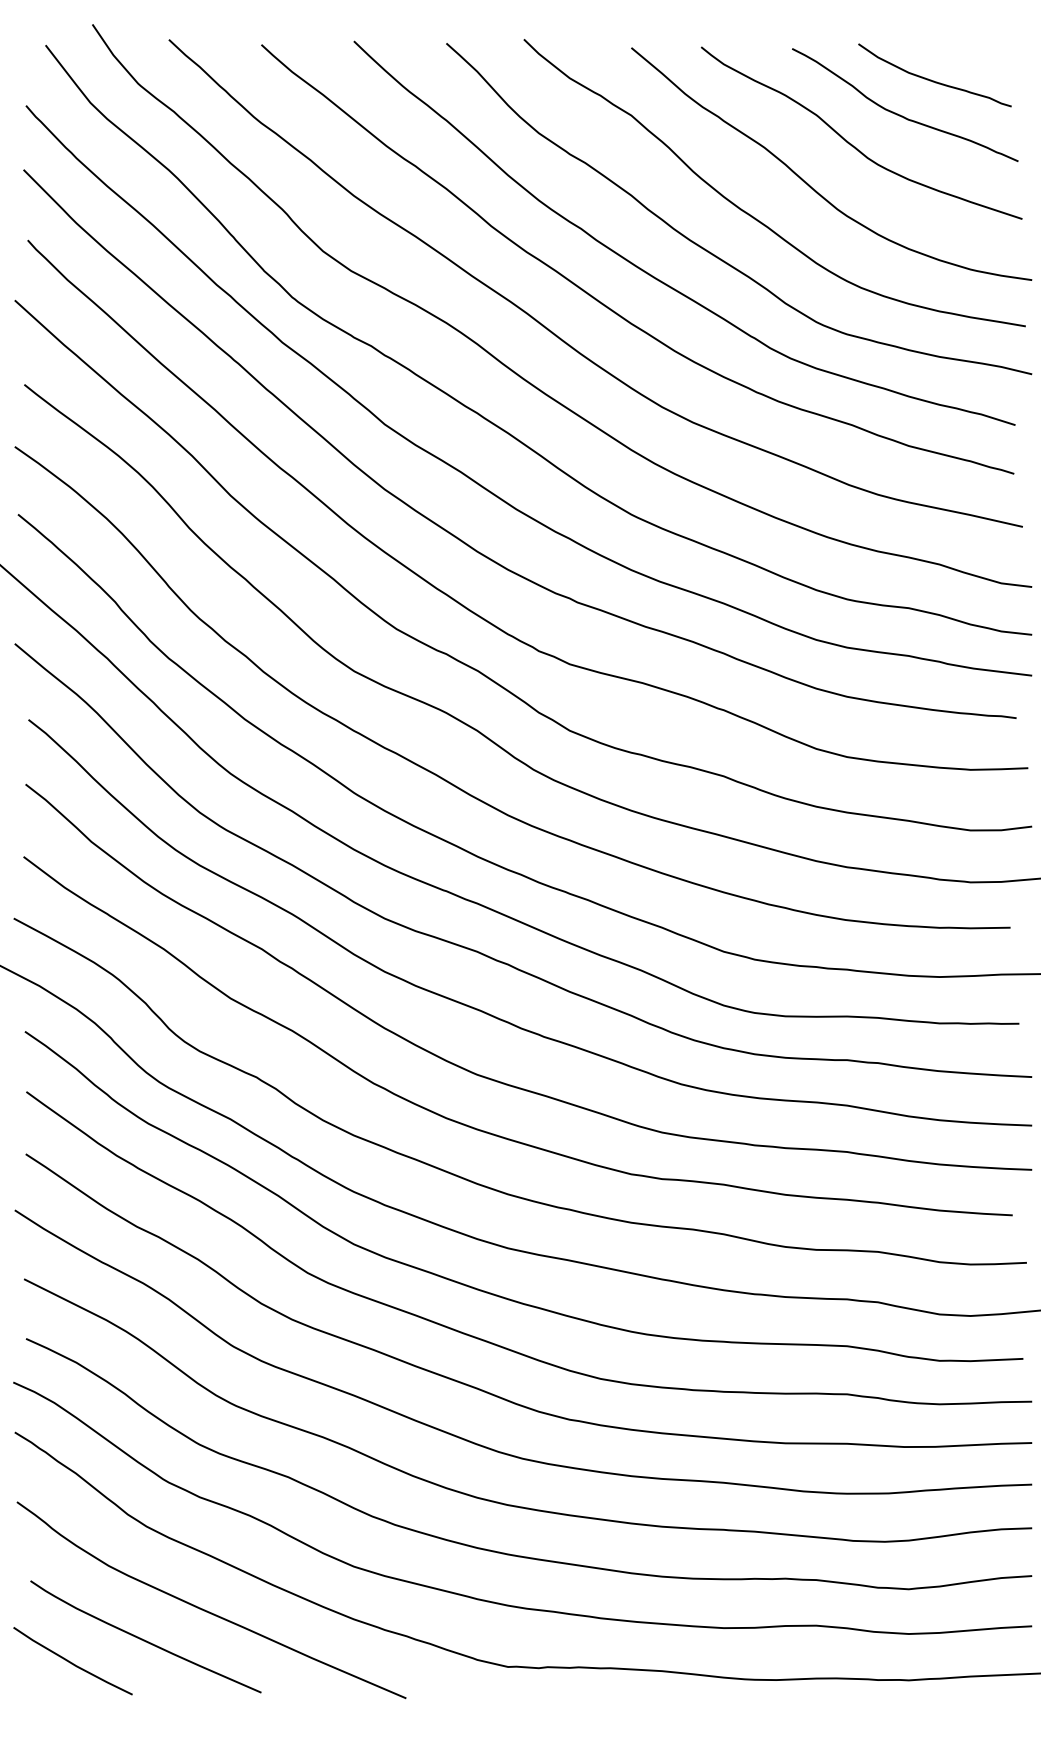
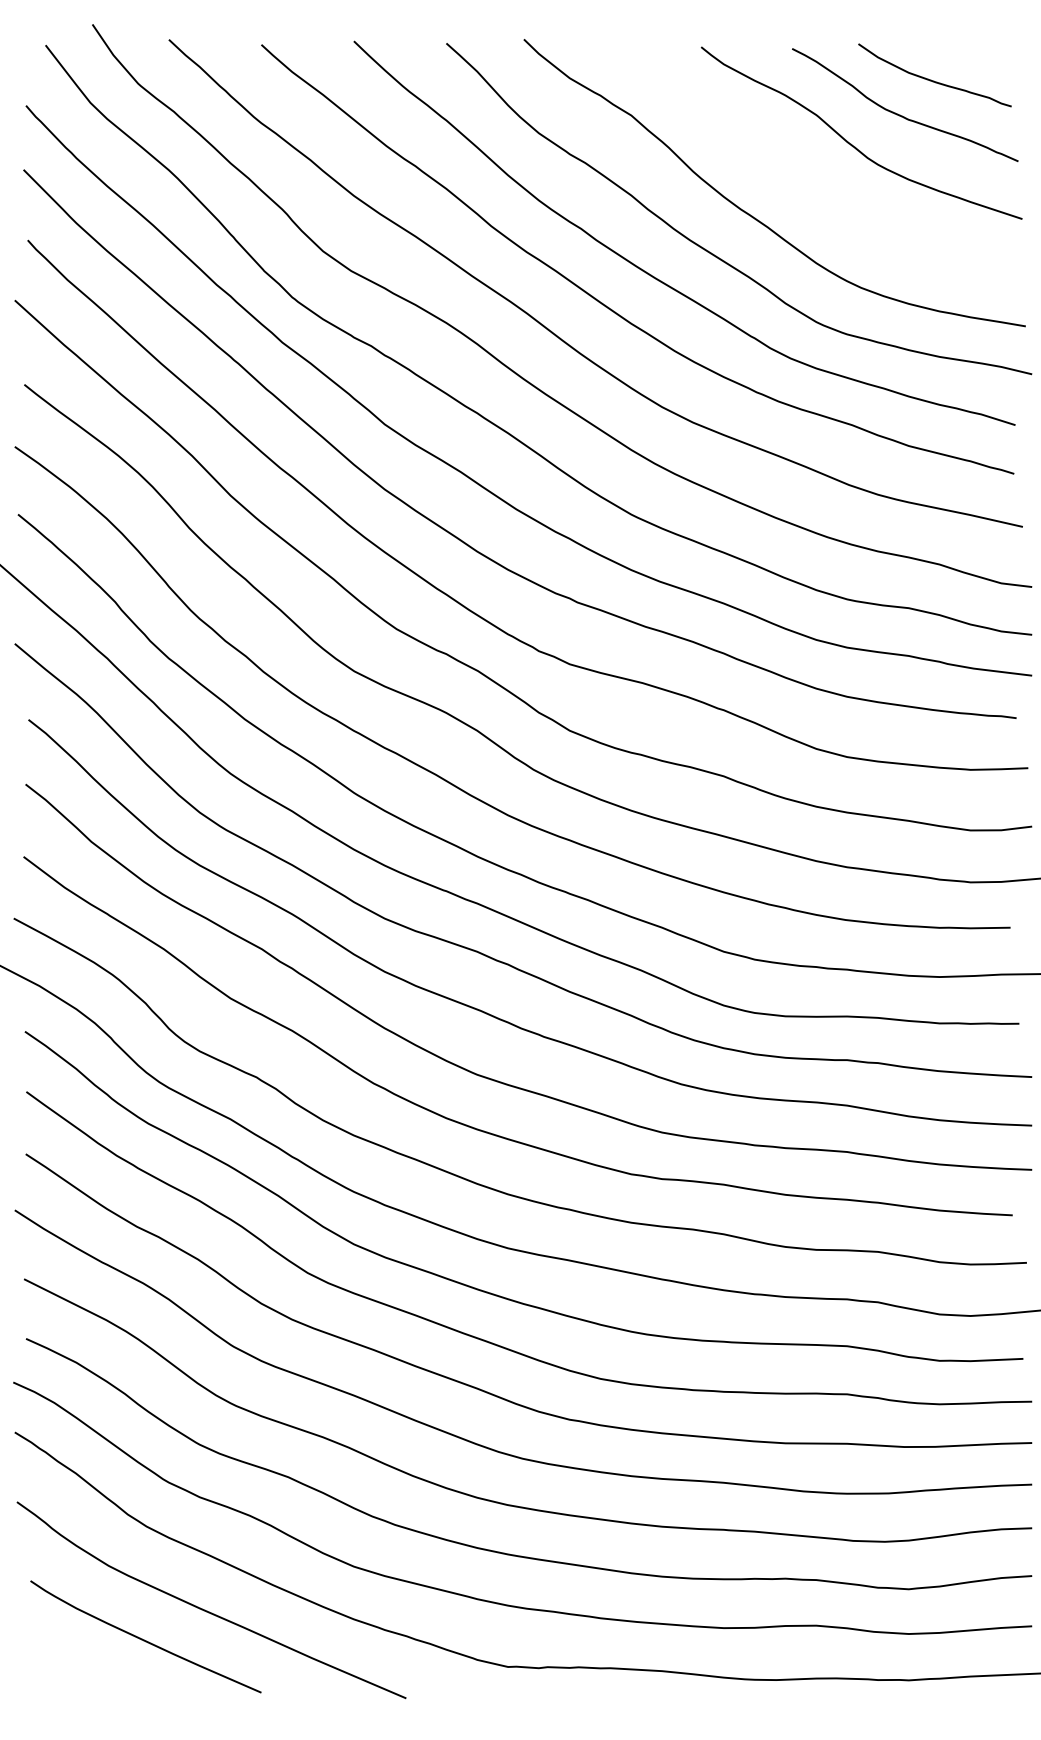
curve: present -> none (809, 184)
curve: present -> none (72, 1662)
